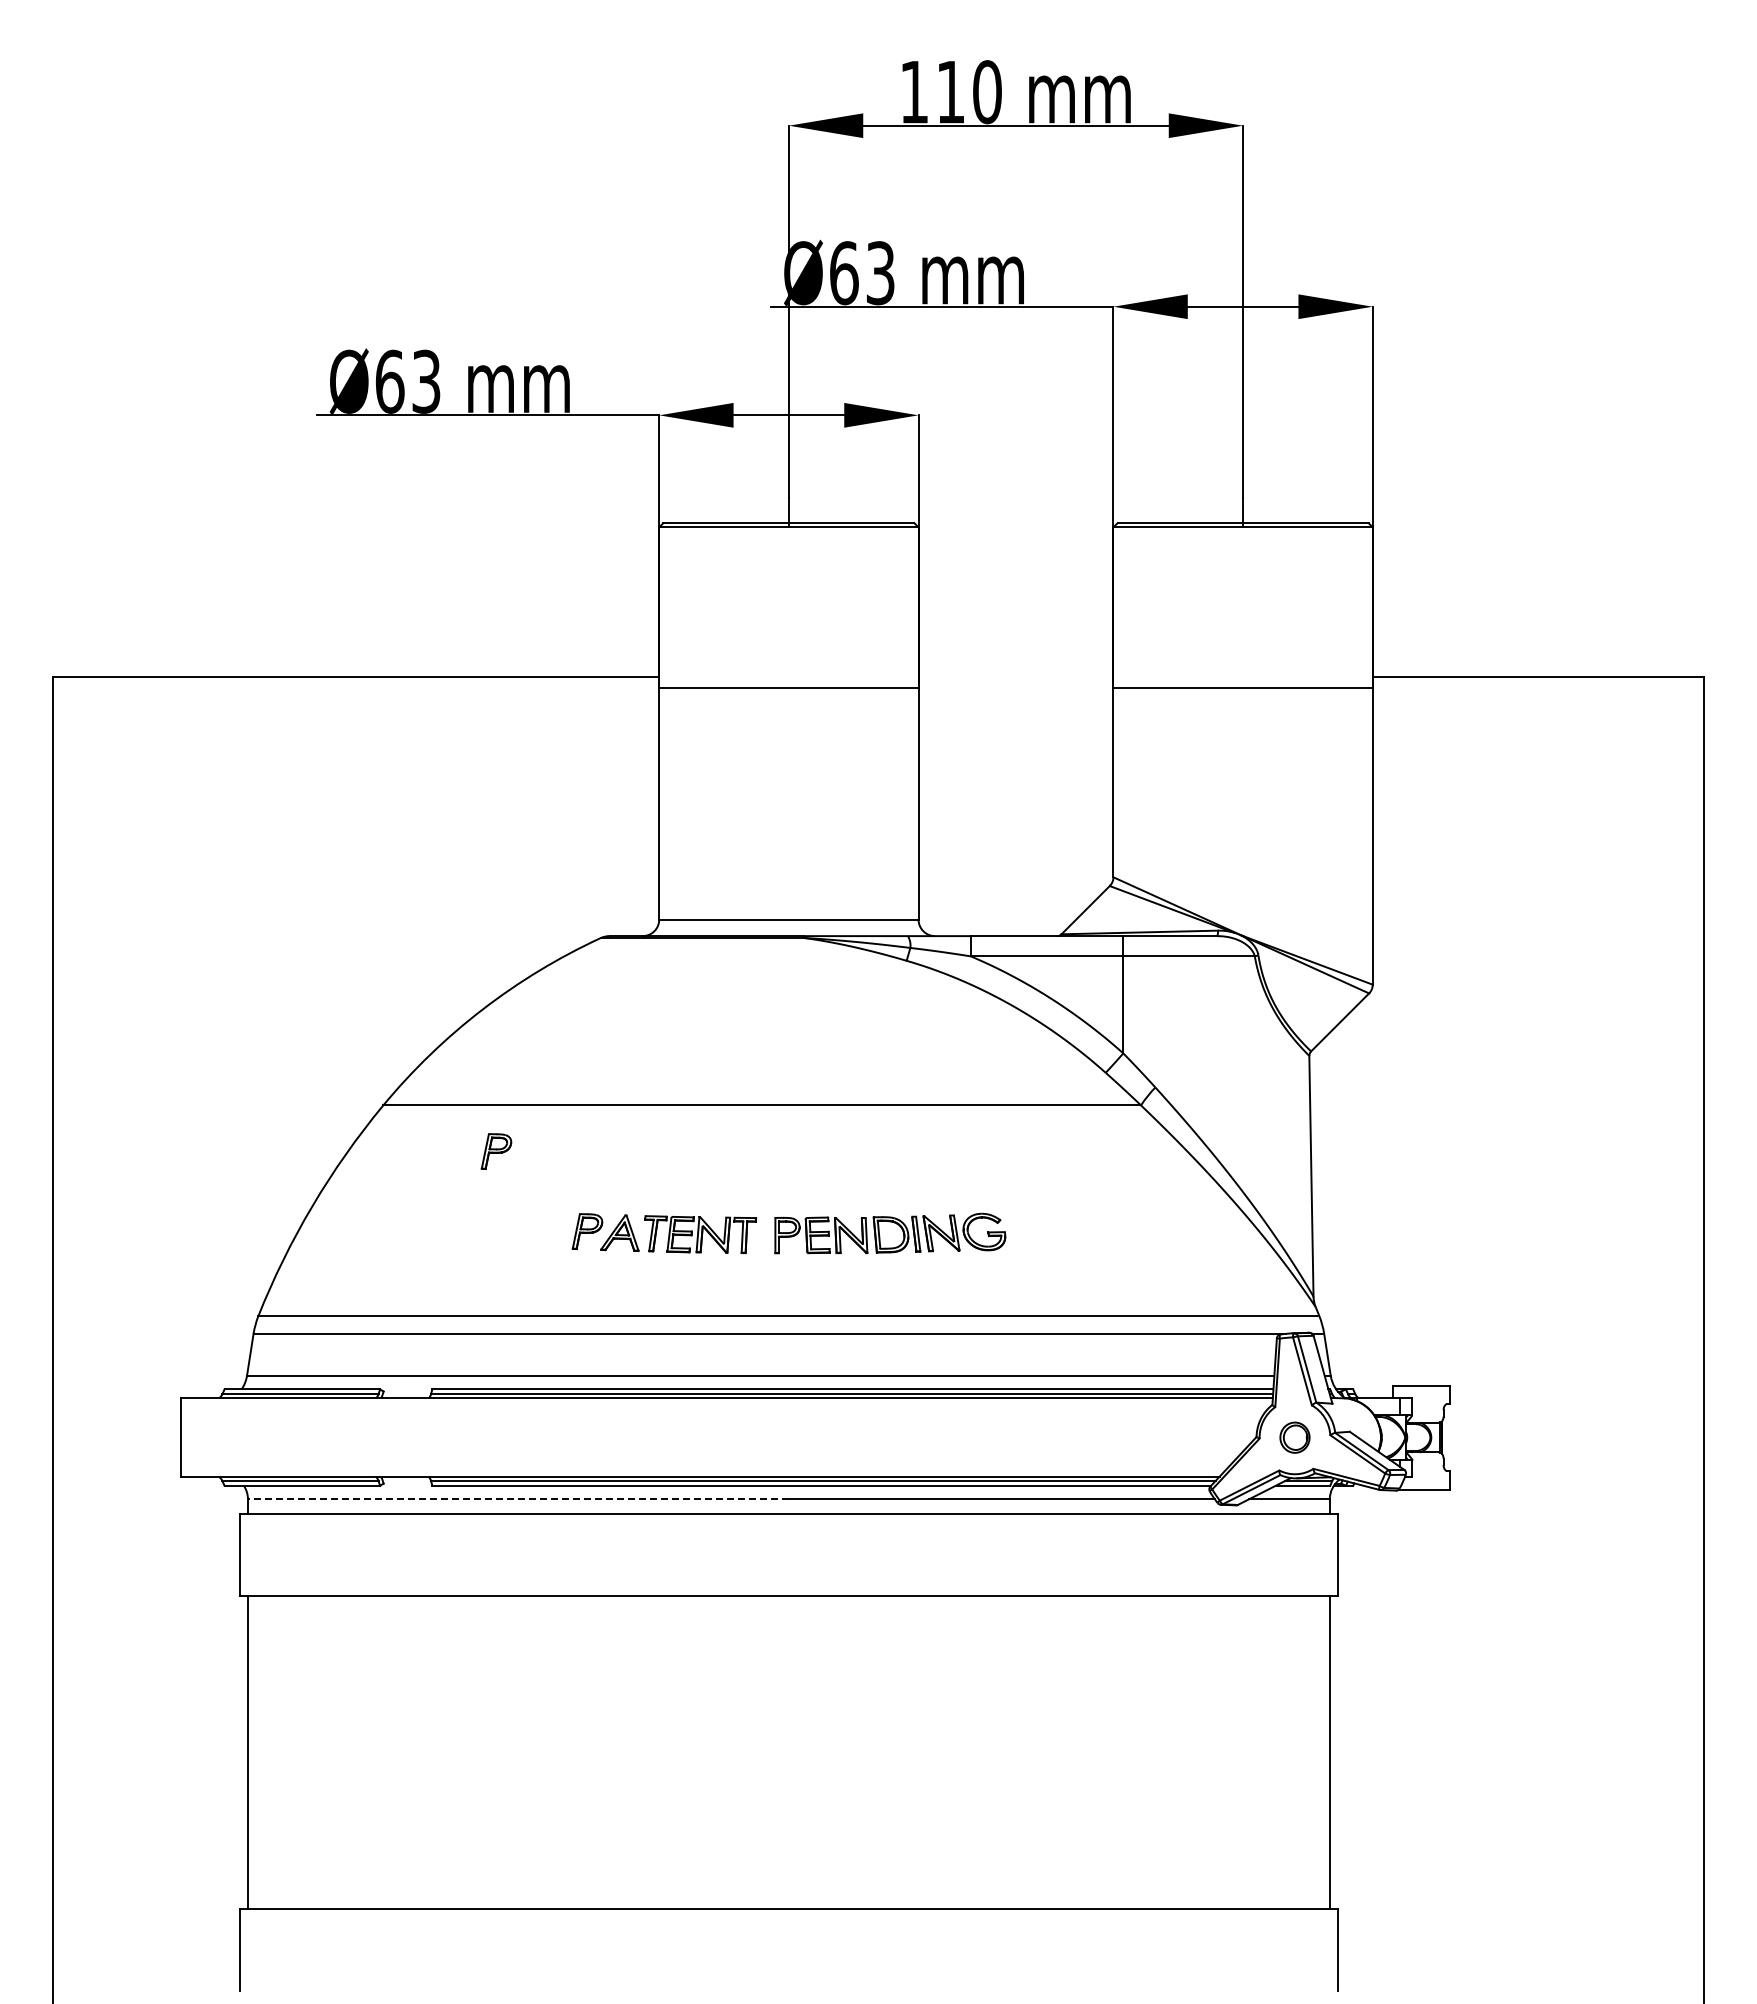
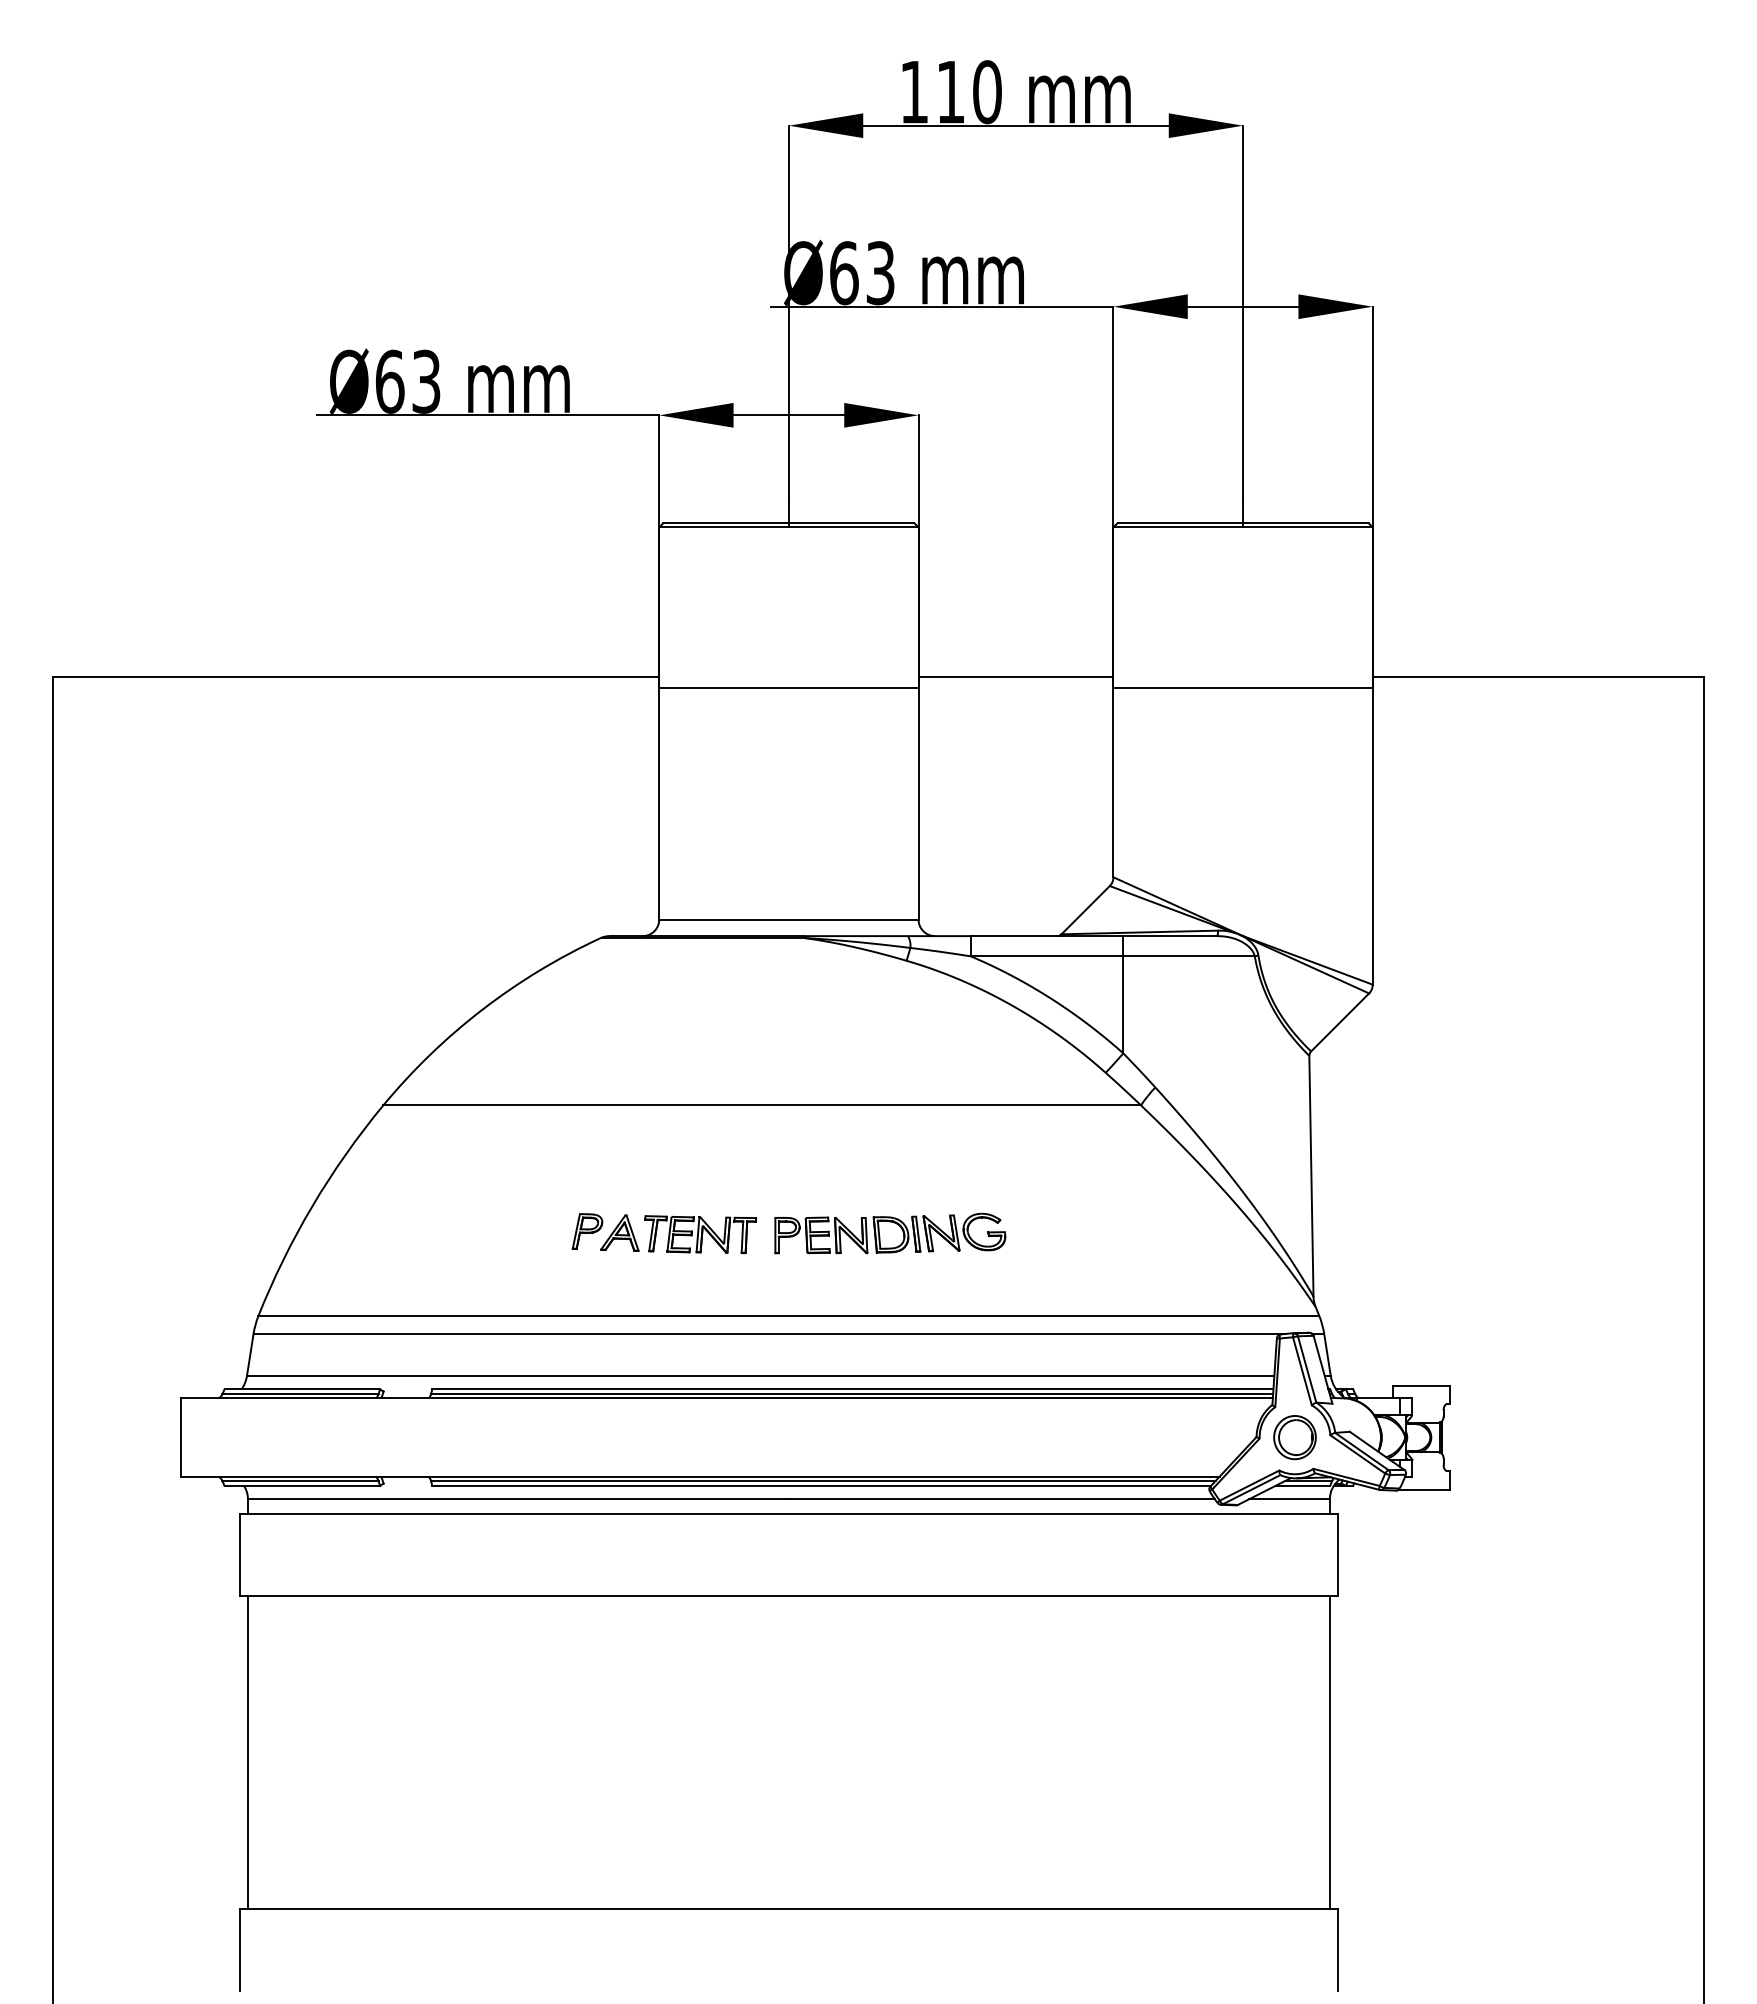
line: none -> present (1015, 677)
part: present -> none (496, 1151)
part size: 32x33 px -> 44x46 px (1294, 1437)
line: dashed -> solid (517, 1499)
